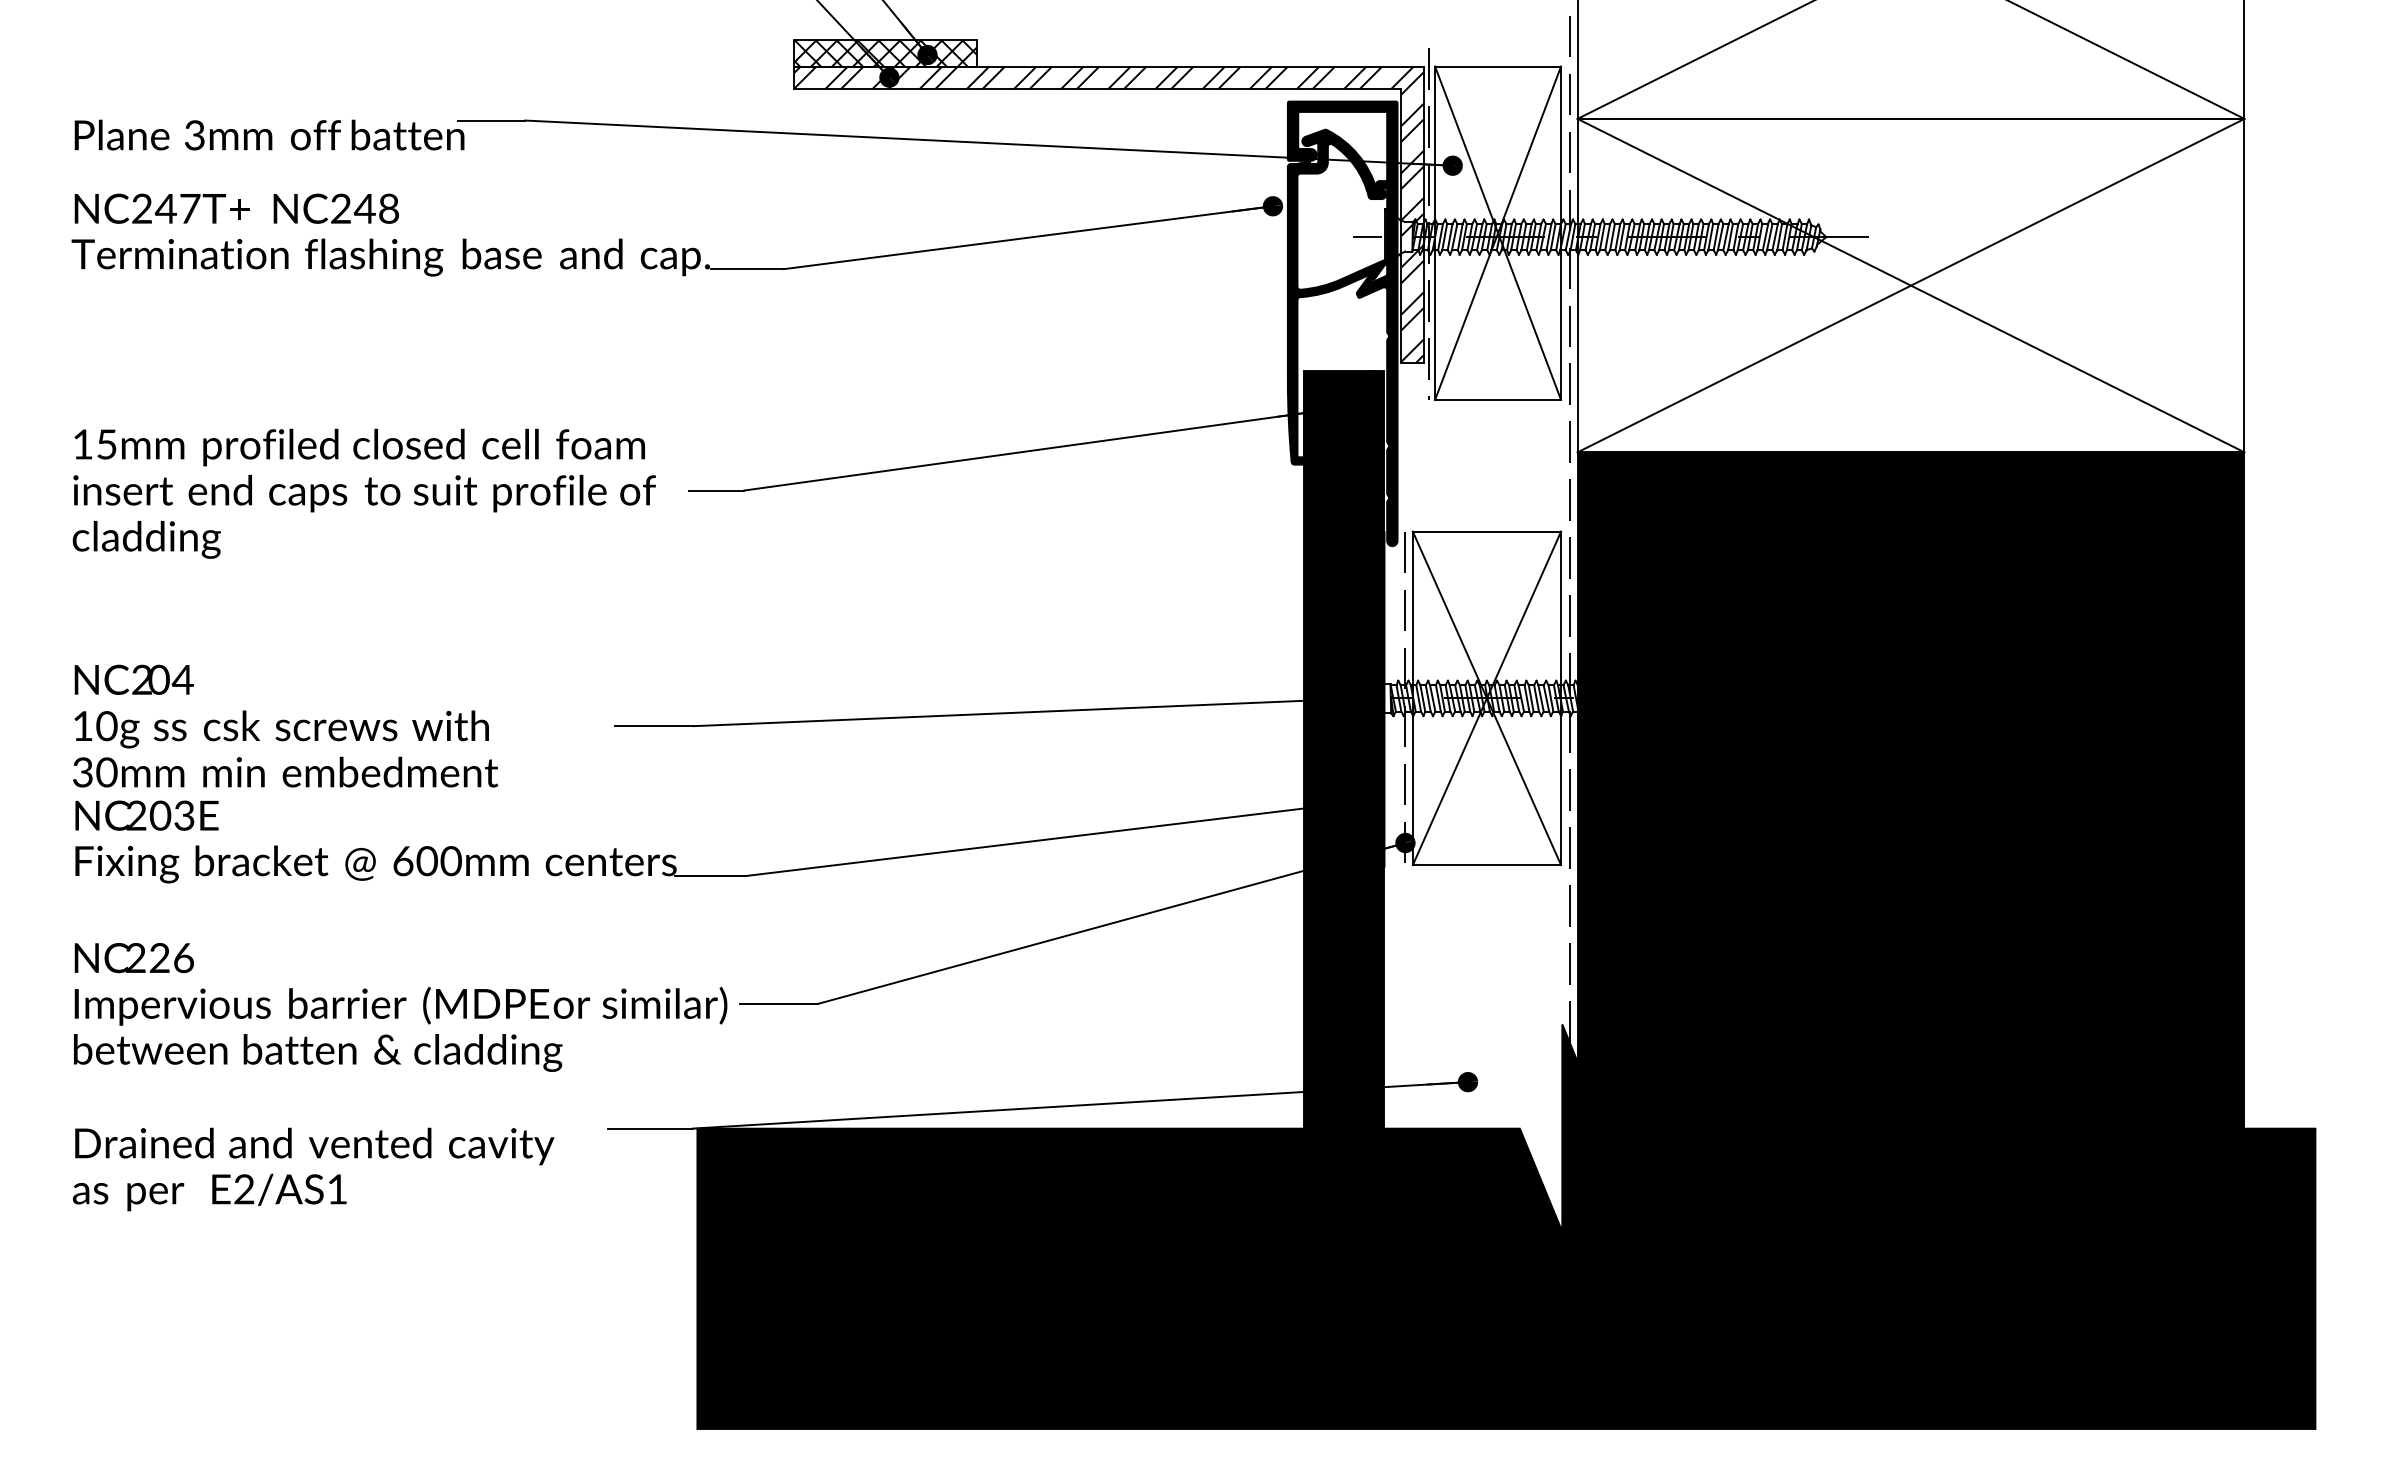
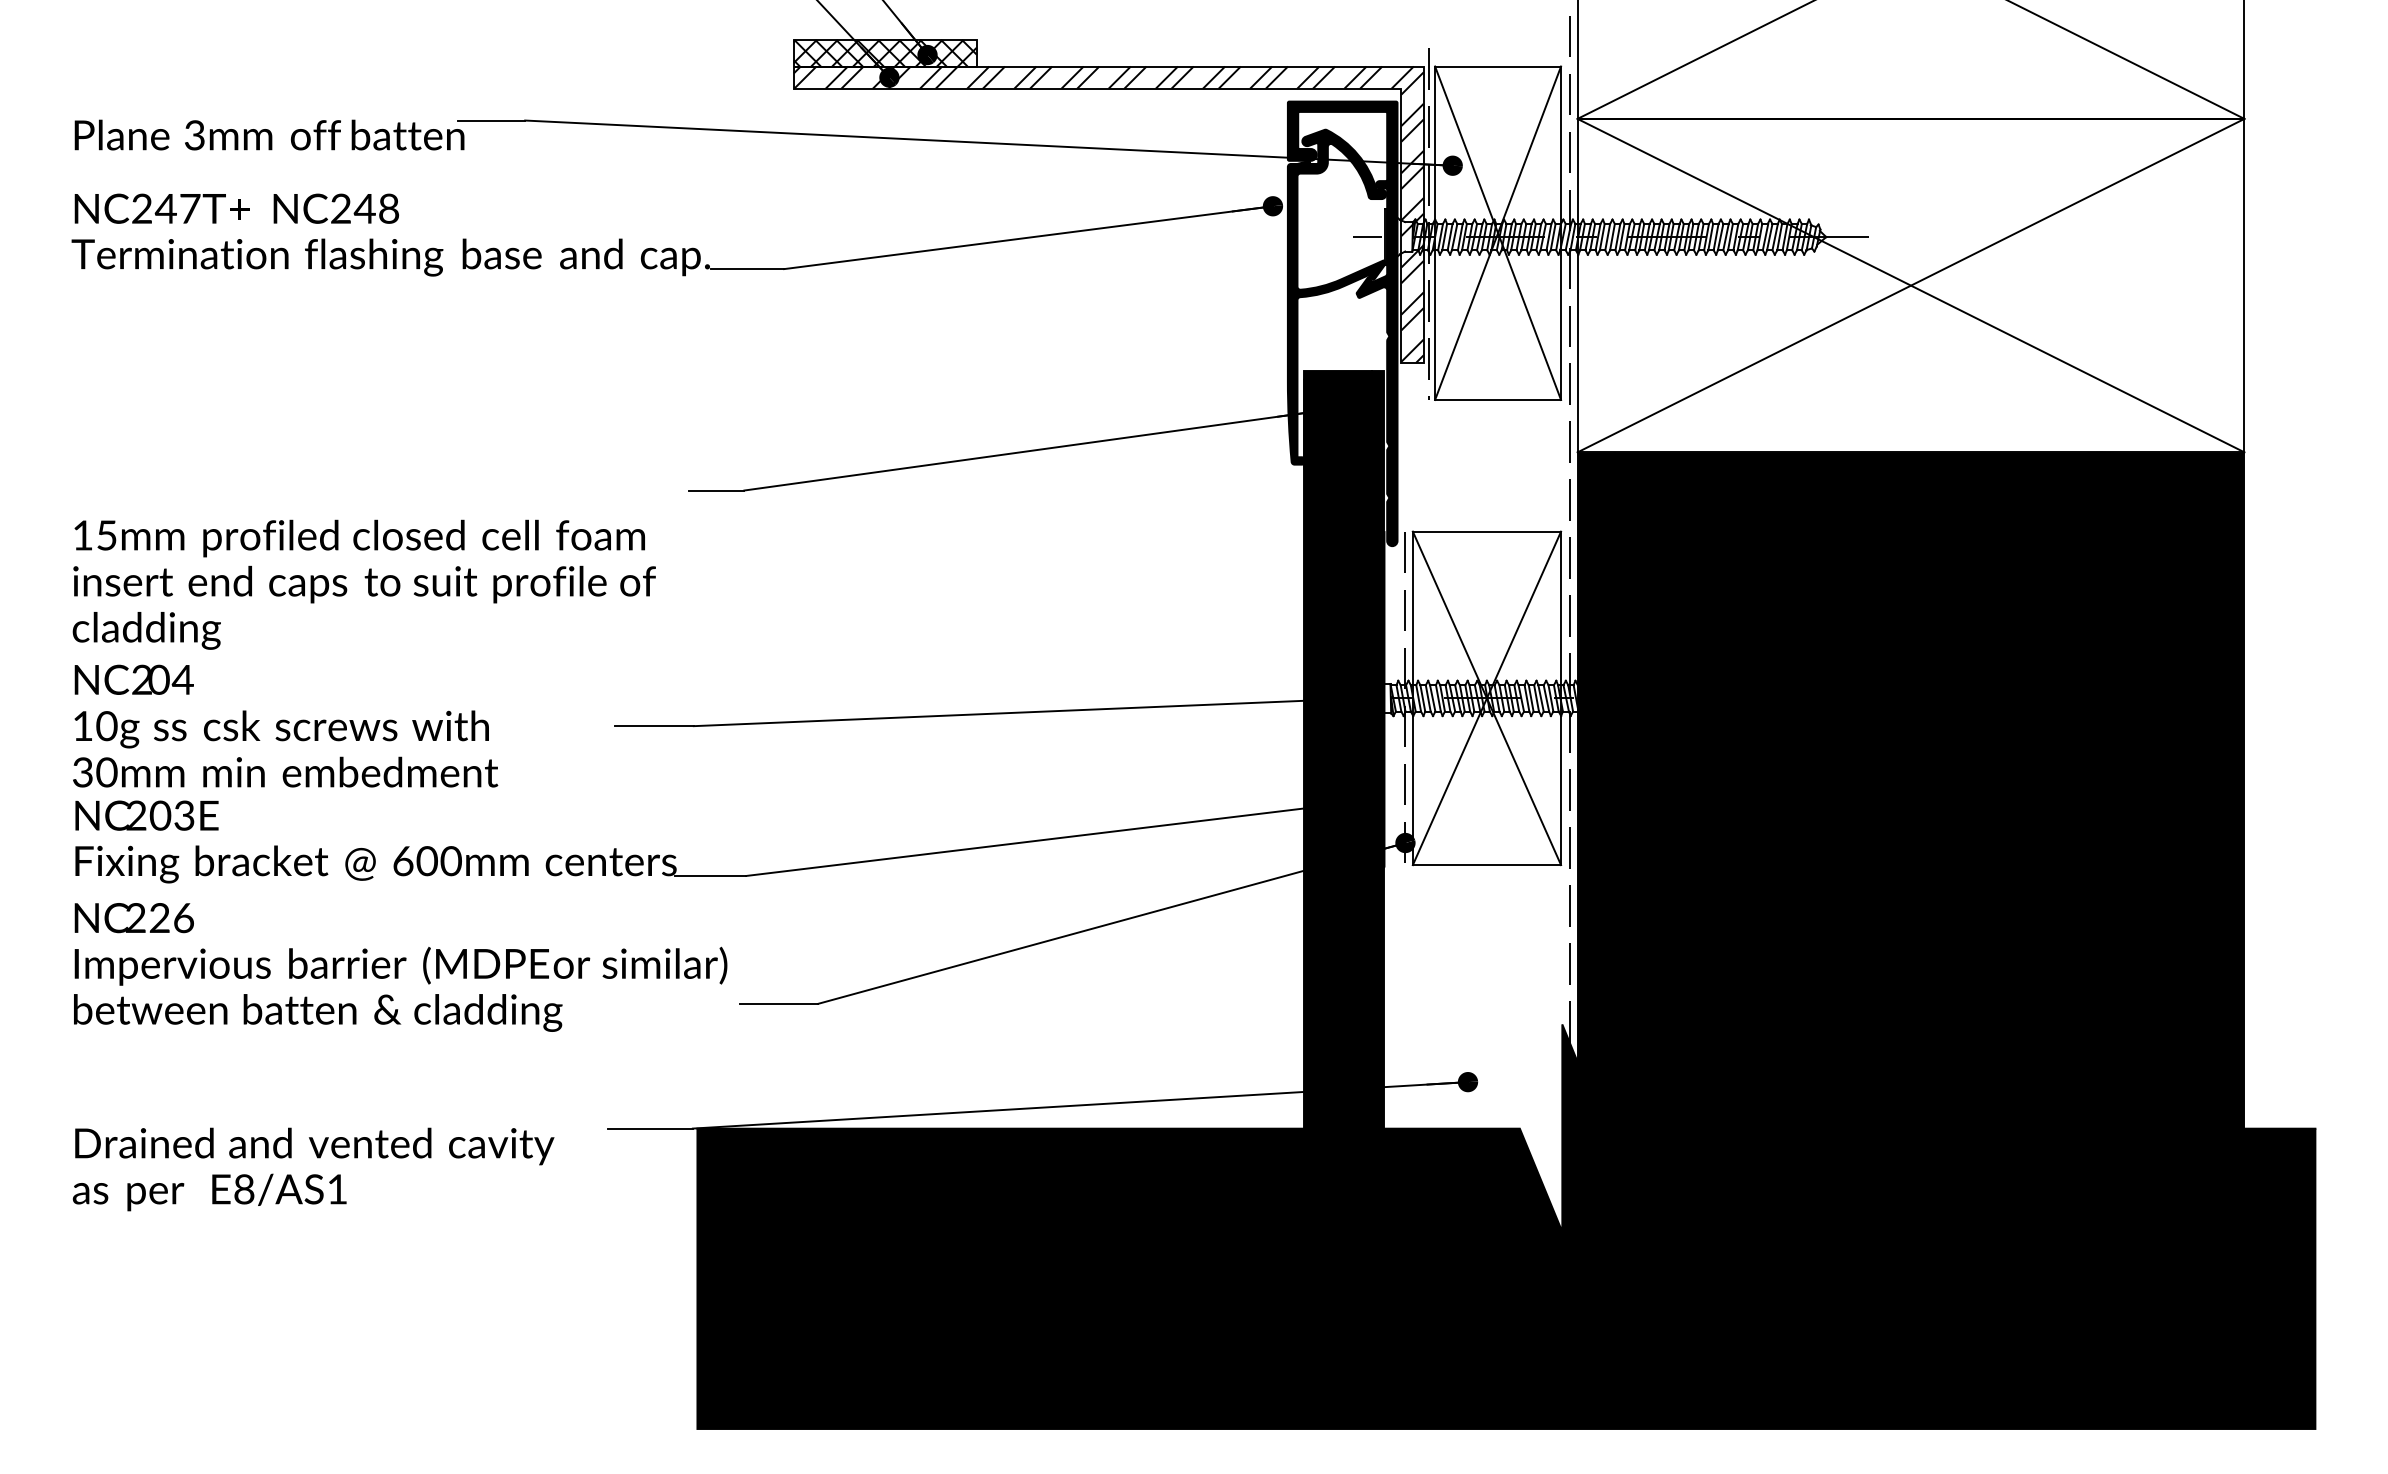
text position: (363, 493) -> (363, 584) (363, 584)
text position: (400, 1007) -> (400, 967) (400, 967)
text: E2/AS1 -> E8/AS1 (244, 1189)
